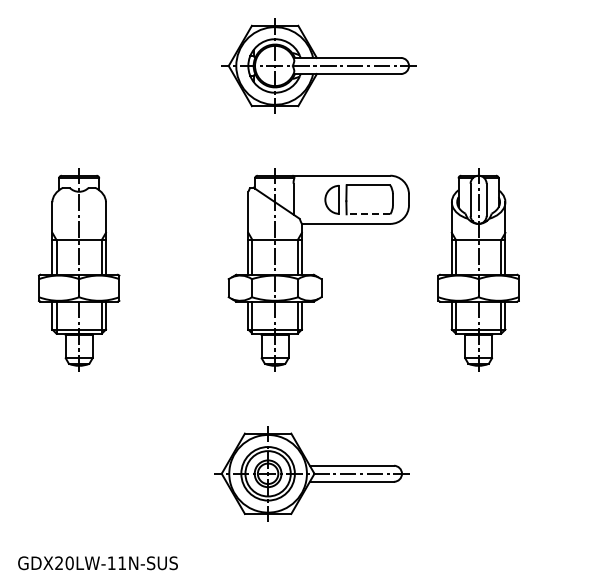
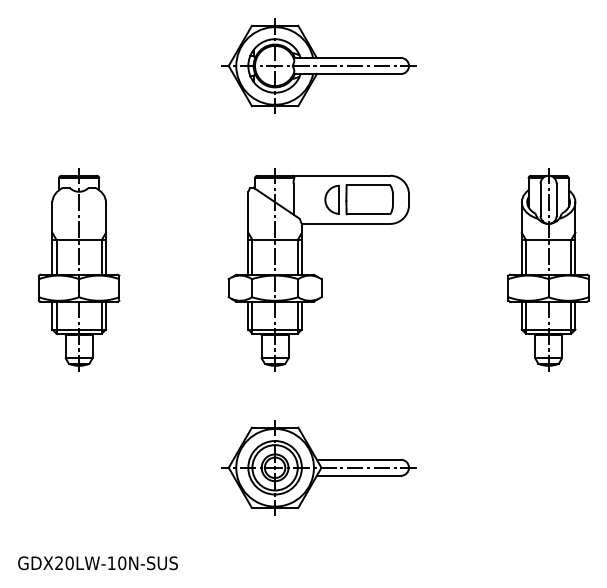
line: dashed -> solid (368, 214)
part position: (478, 269) -> (548, 269) (548, 269)
part position: (311, 473) -> (318, 467) (318, 467)
text: GDX20LW-11N-SUS -> GDX20LW-10N-SUS (122, 563)
